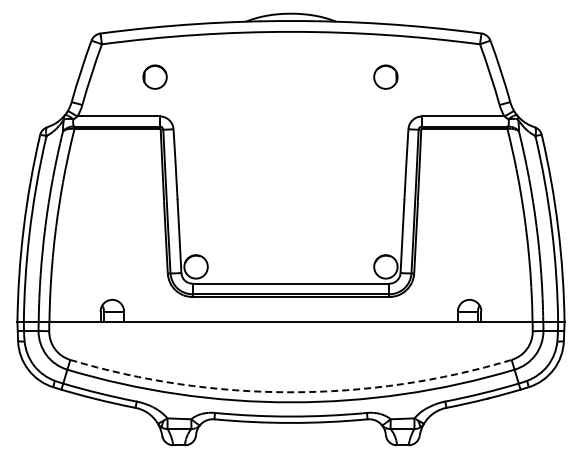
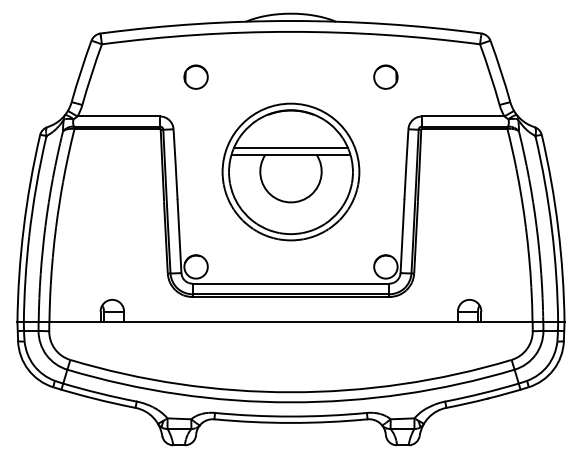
circle position: (154, 76) -> (195, 76) (195, 76)
part: none -> present (290, 171)
arc: dashed -> solid (290, 392)
